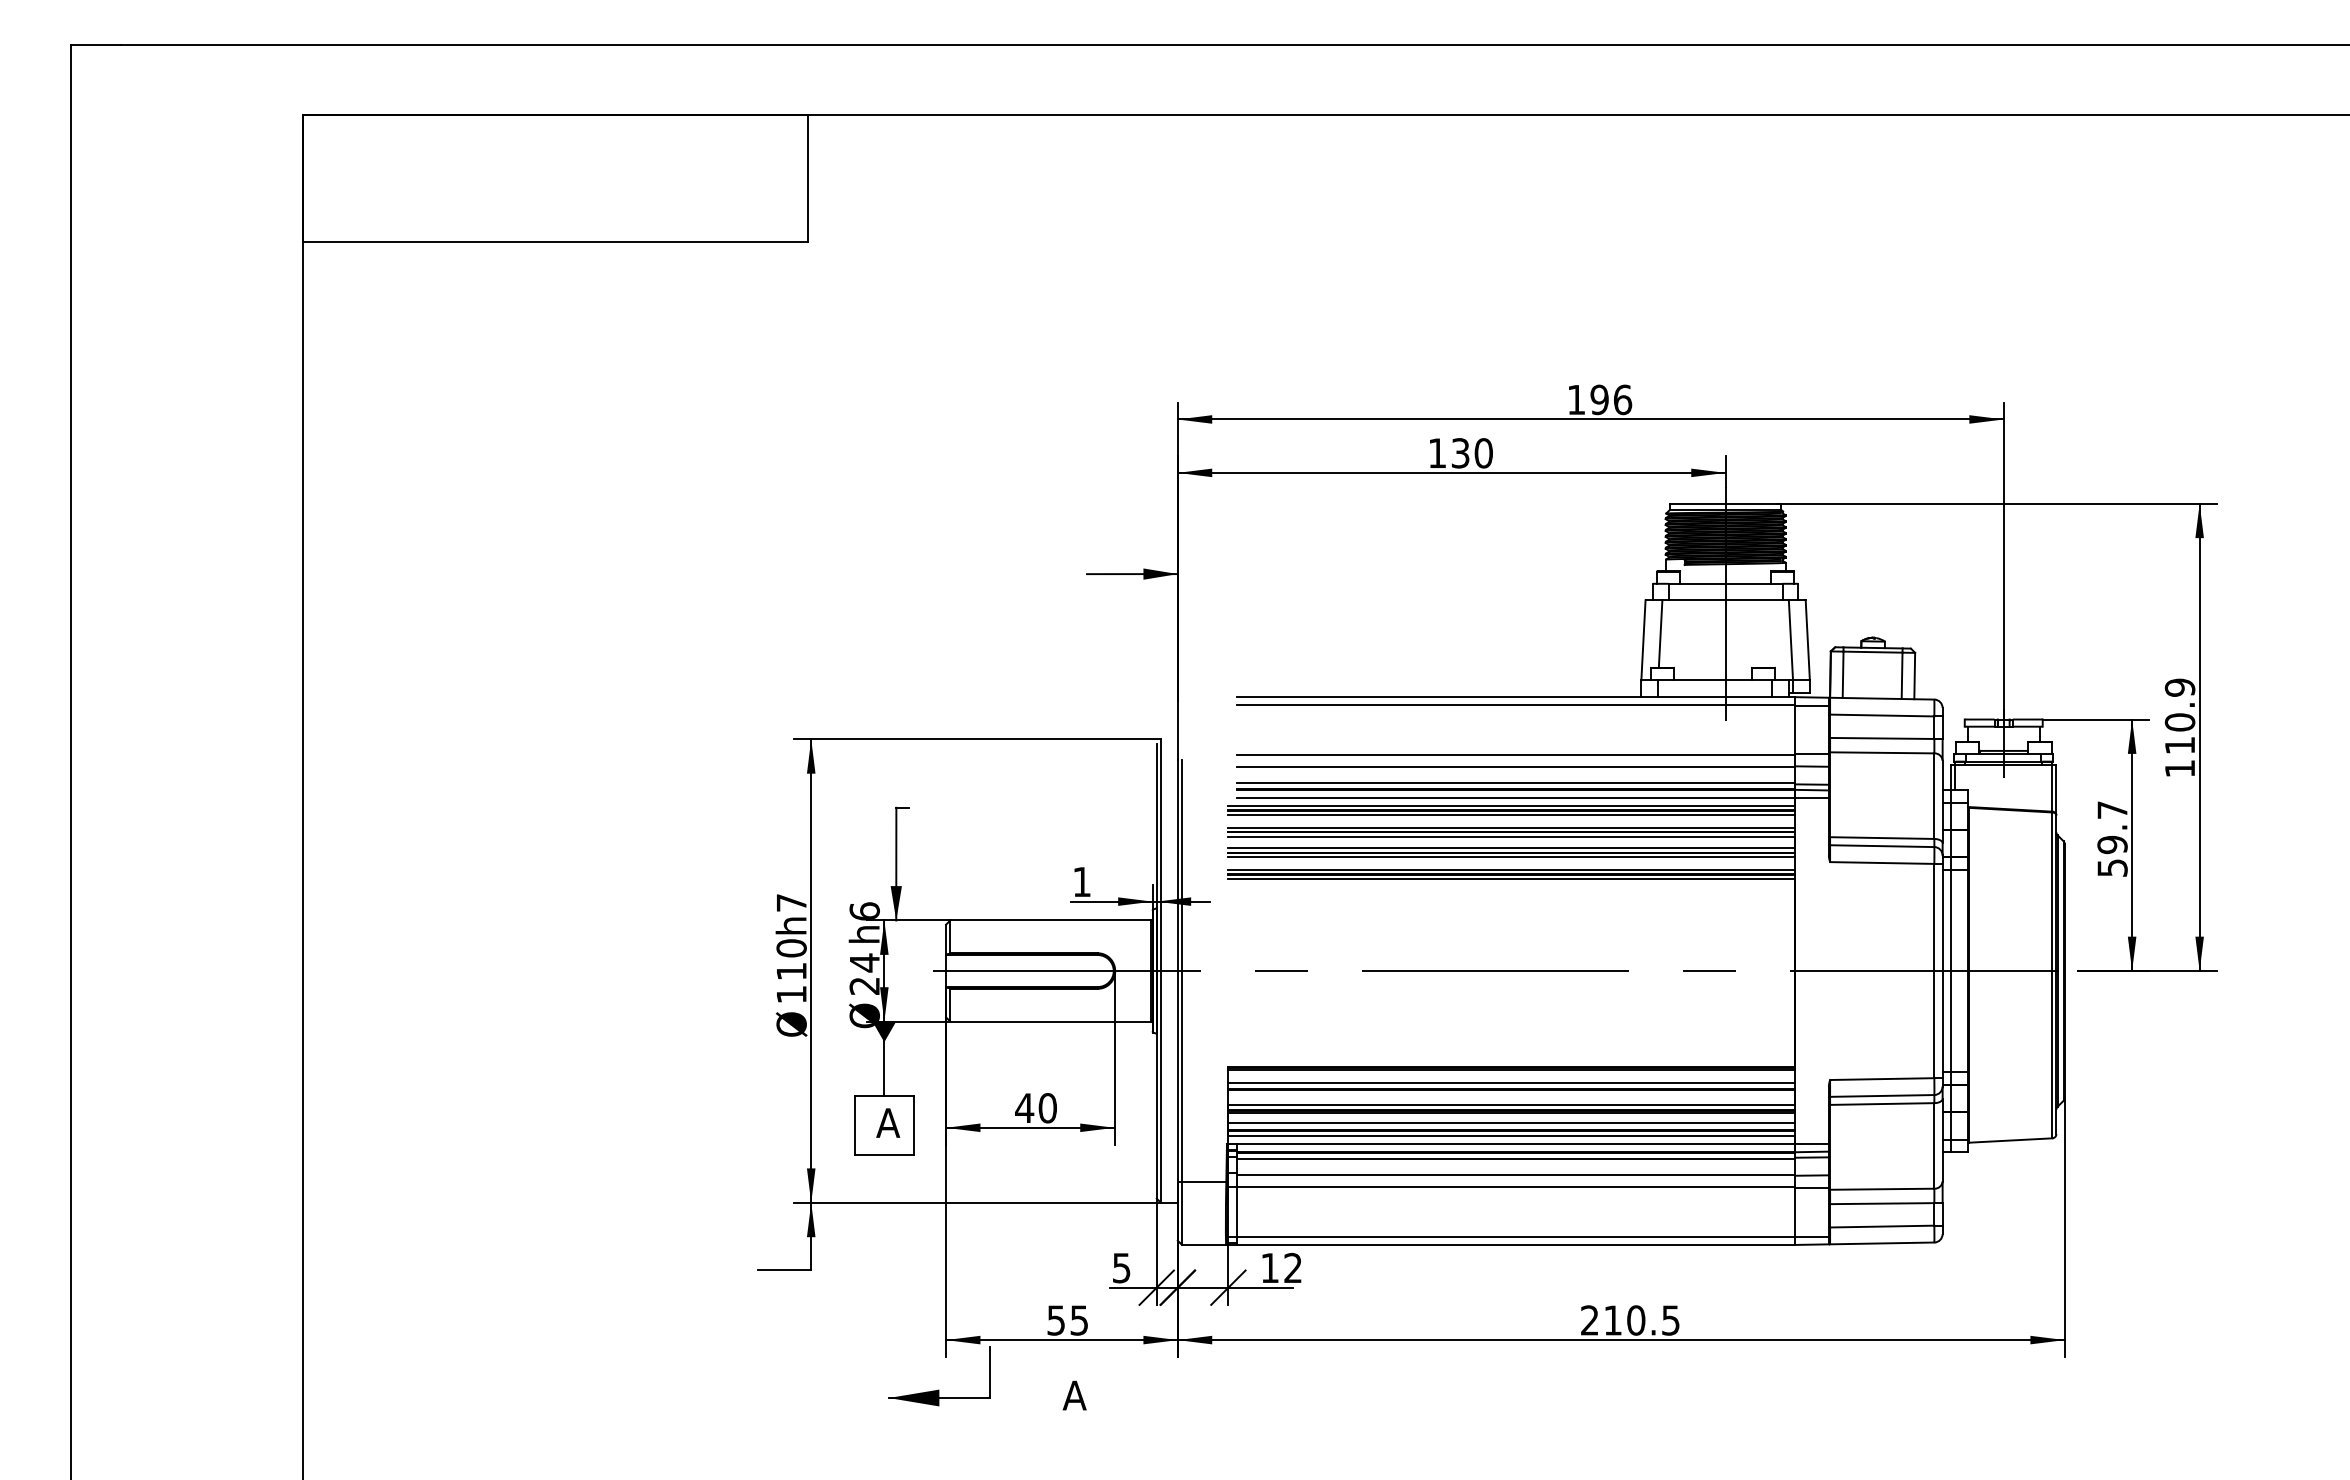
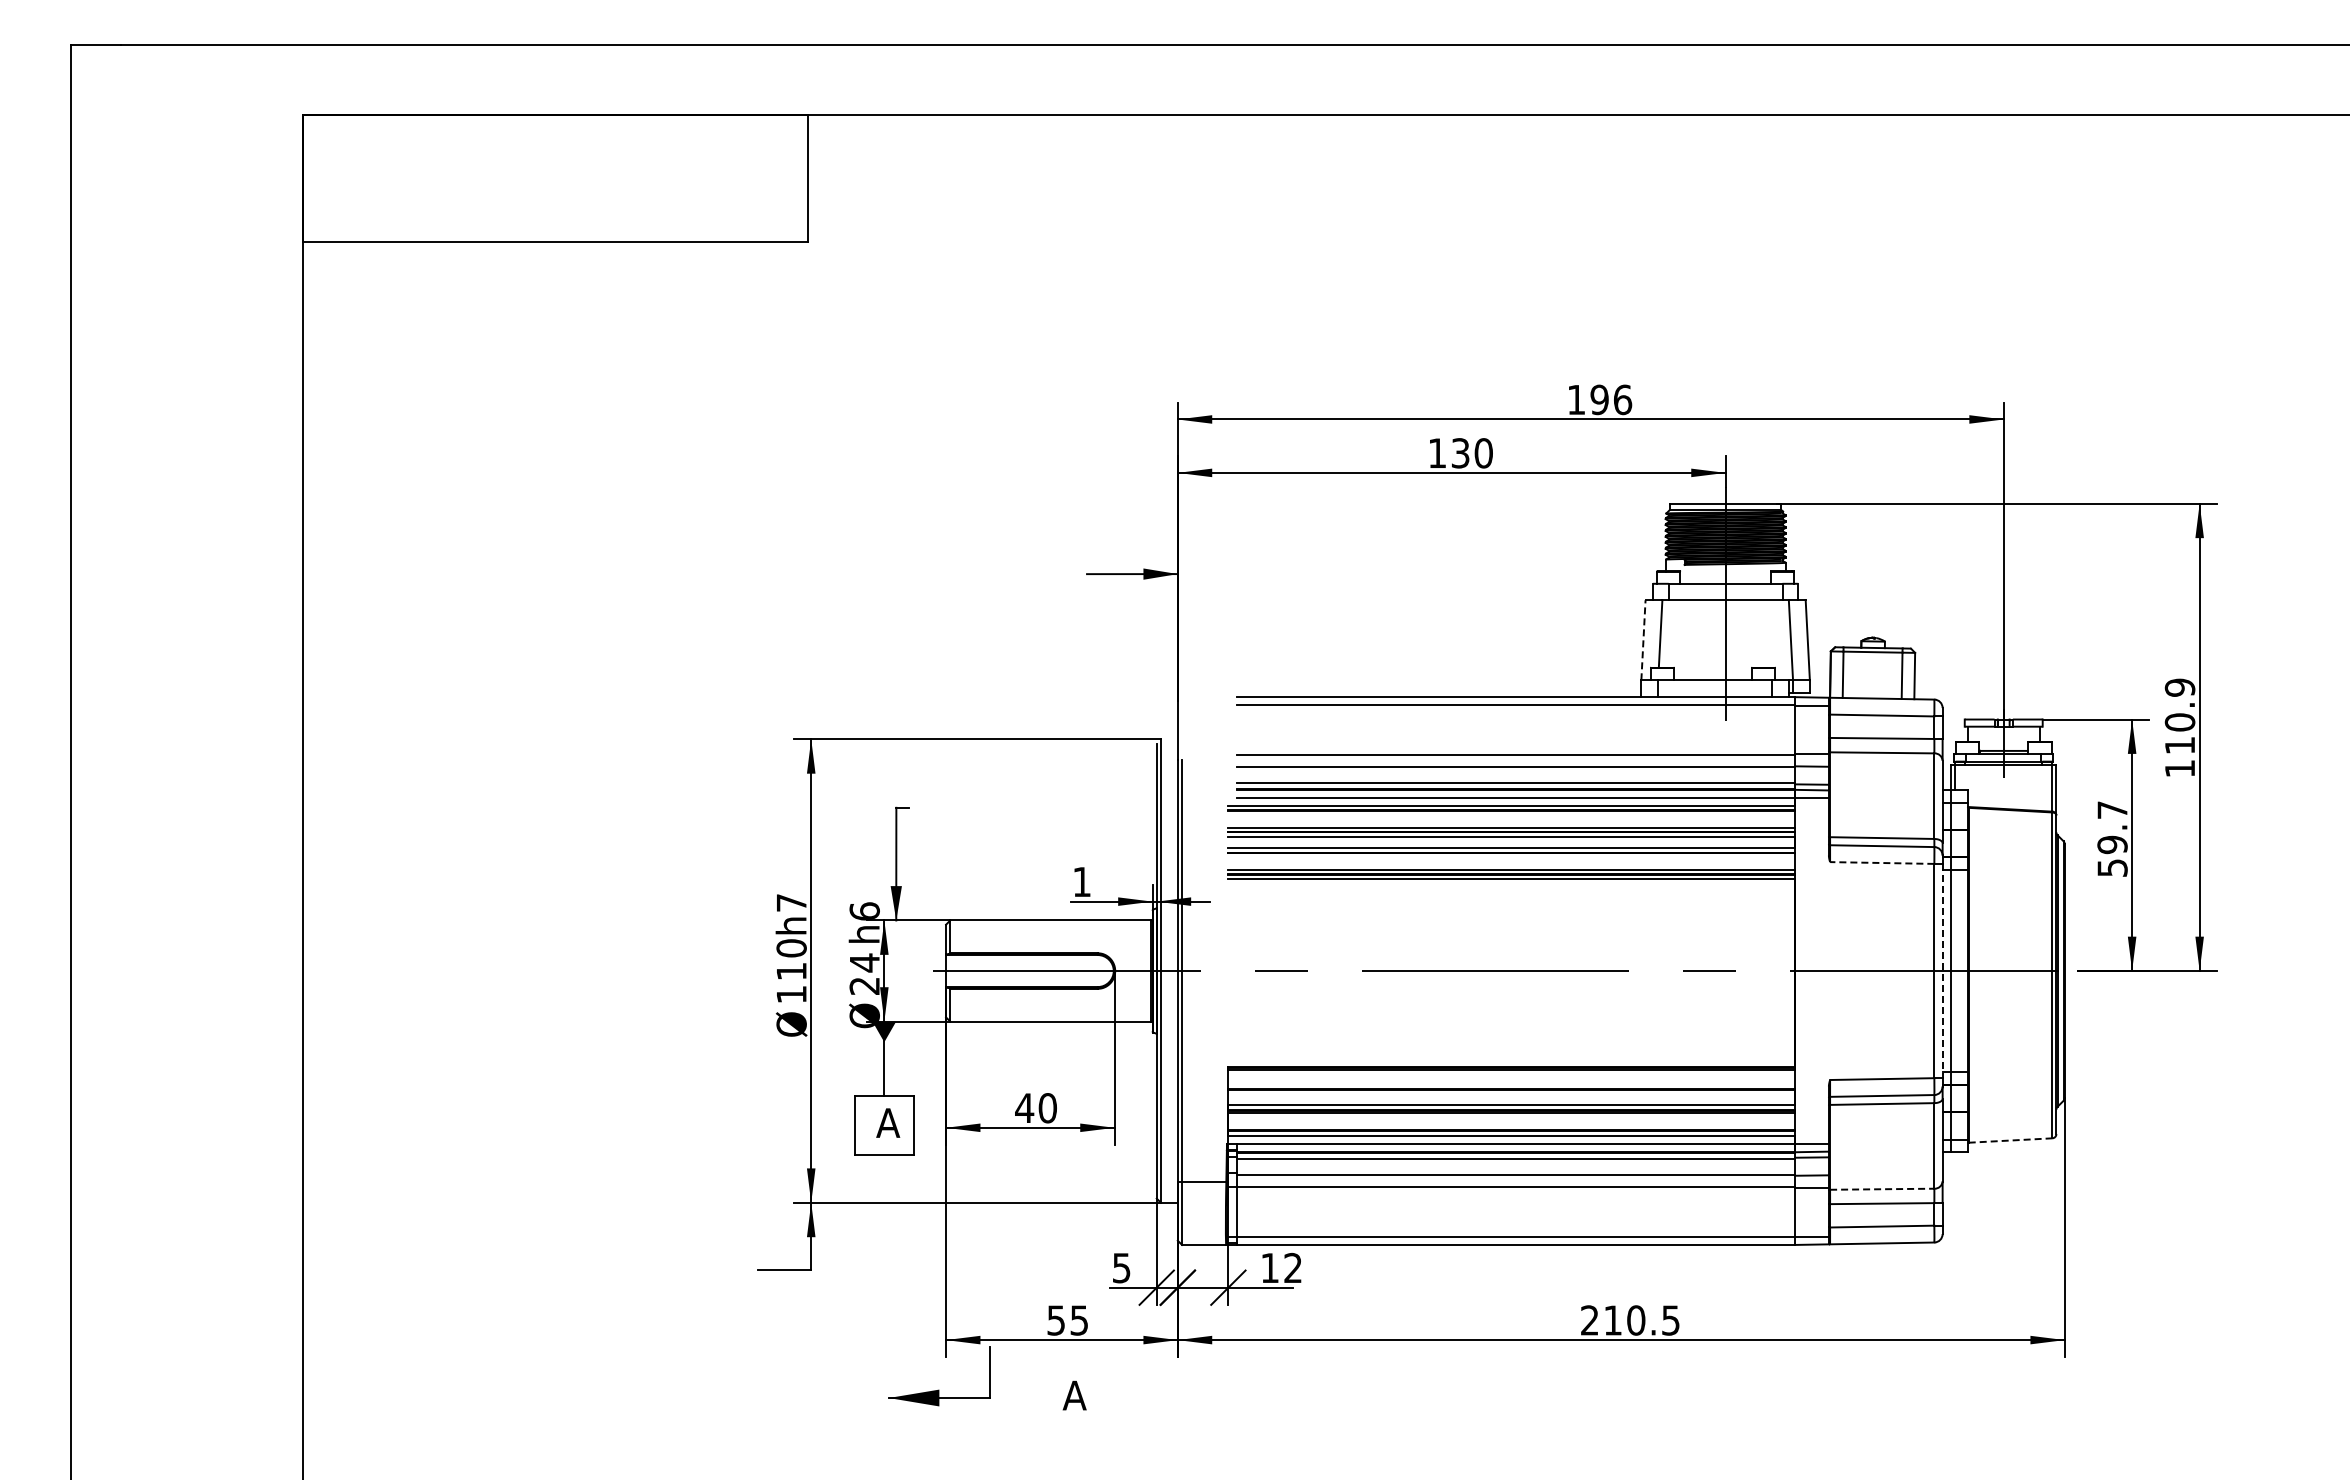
line: solid -> dashed (1643, 639)
line: present -> none (1511, 814)
line: present -> none (1511, 857)
line: solid -> dashed (1881, 863)
line: solid -> dashed (1942, 971)
line: present -> none (1511, 1082)
line: present -> none (1511, 1123)
line: solid -> dashed (2010, 1140)
line: solid -> dashed (1881, 1189)
